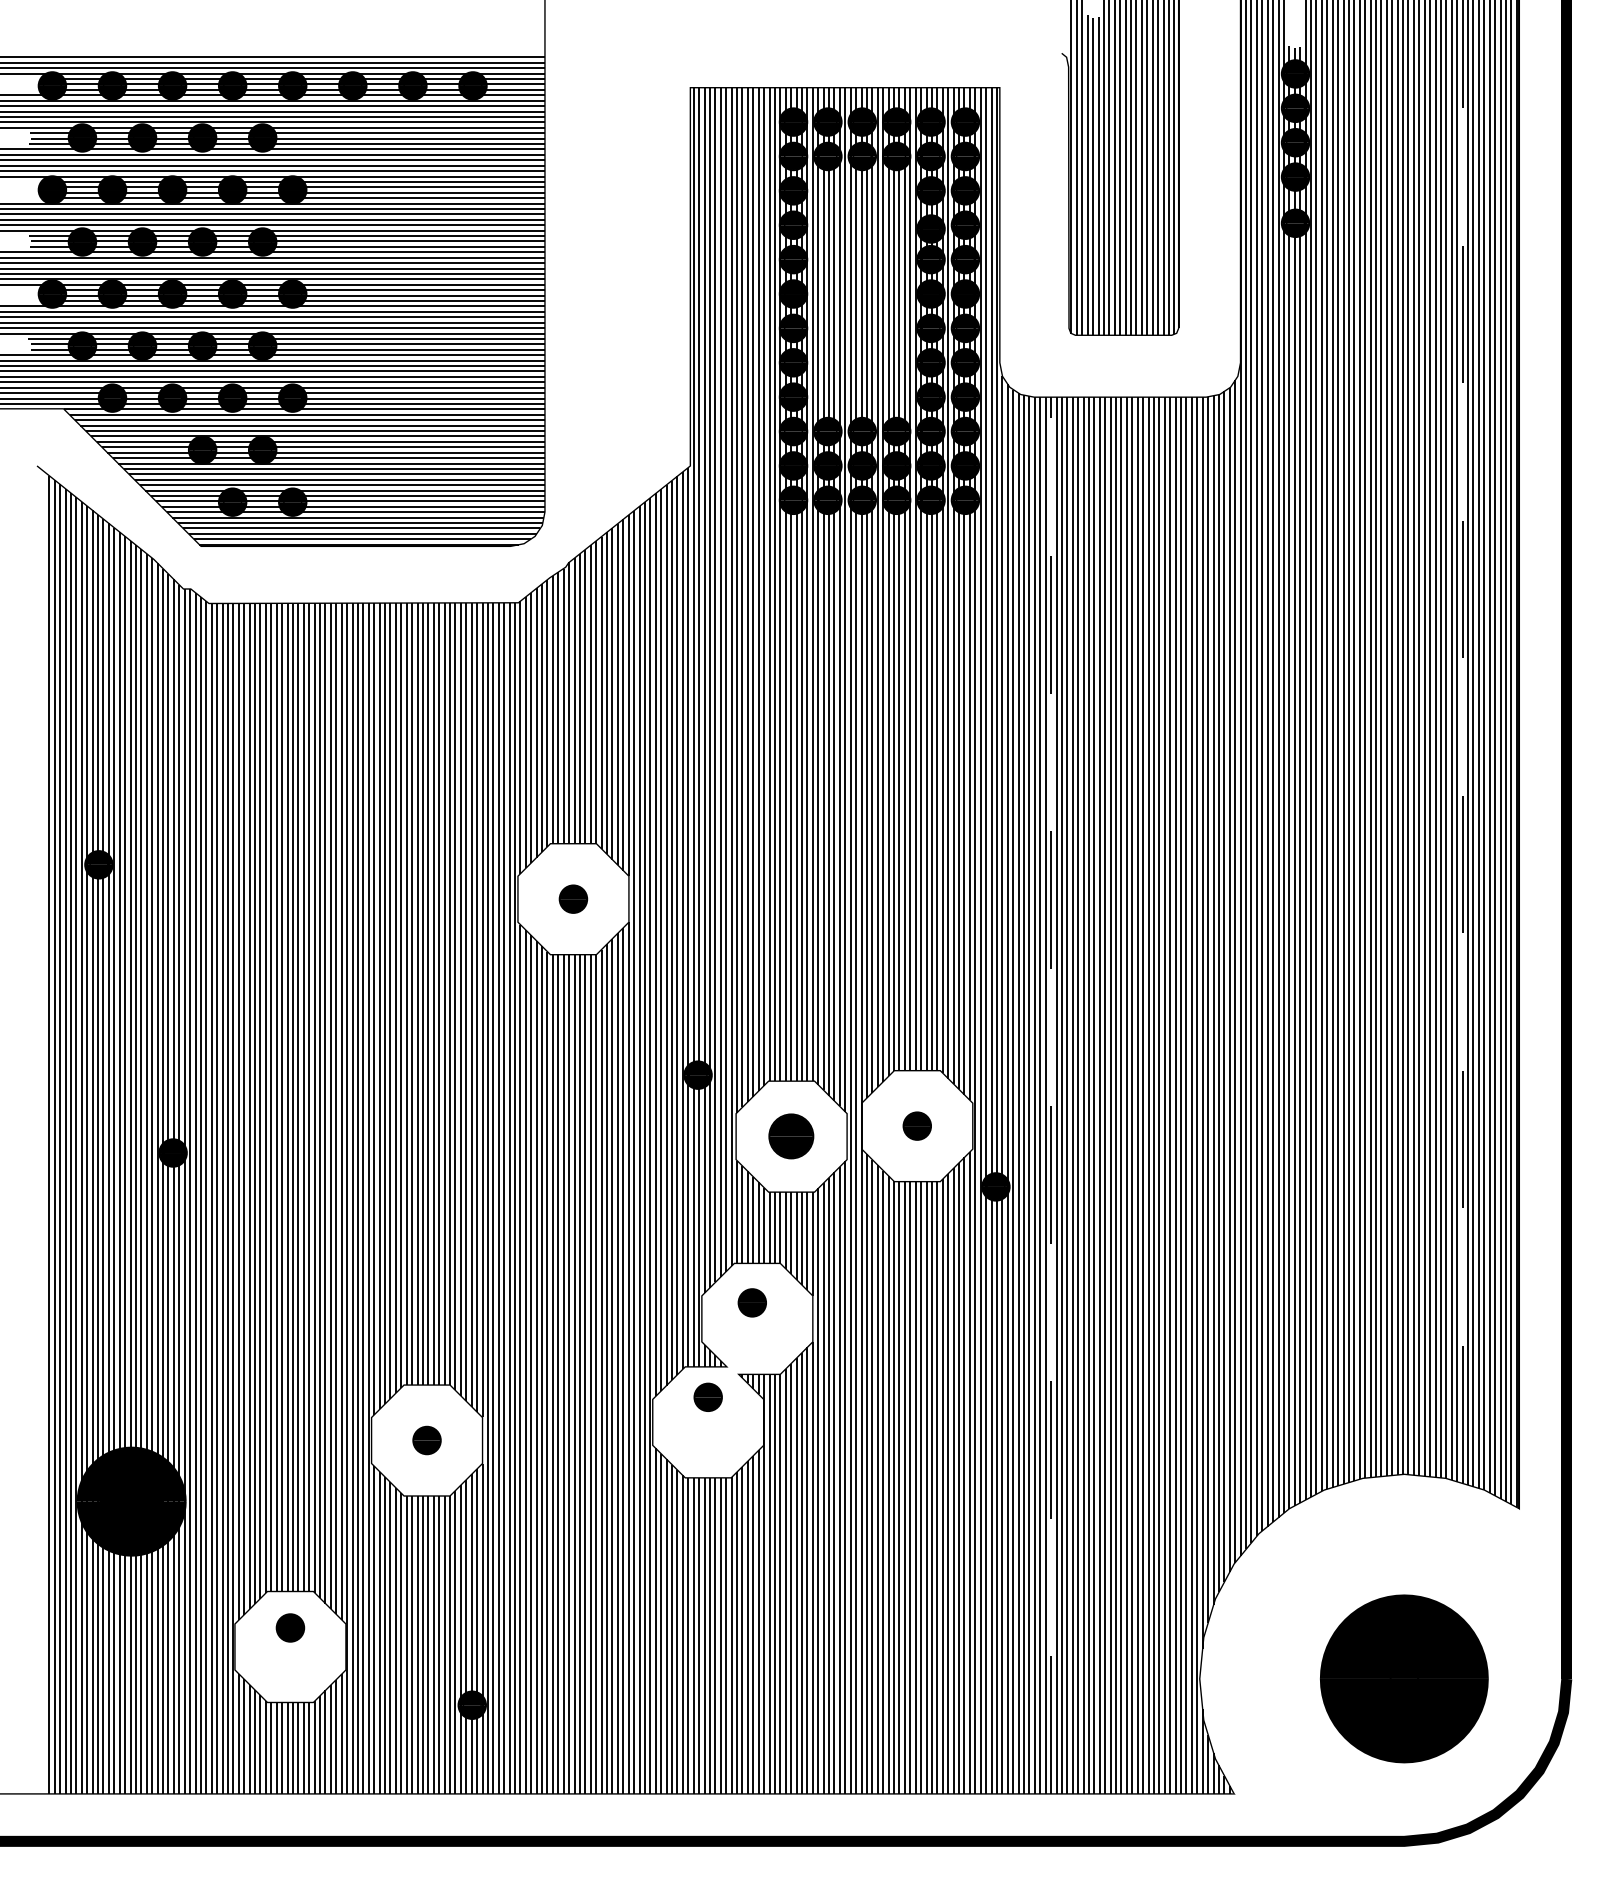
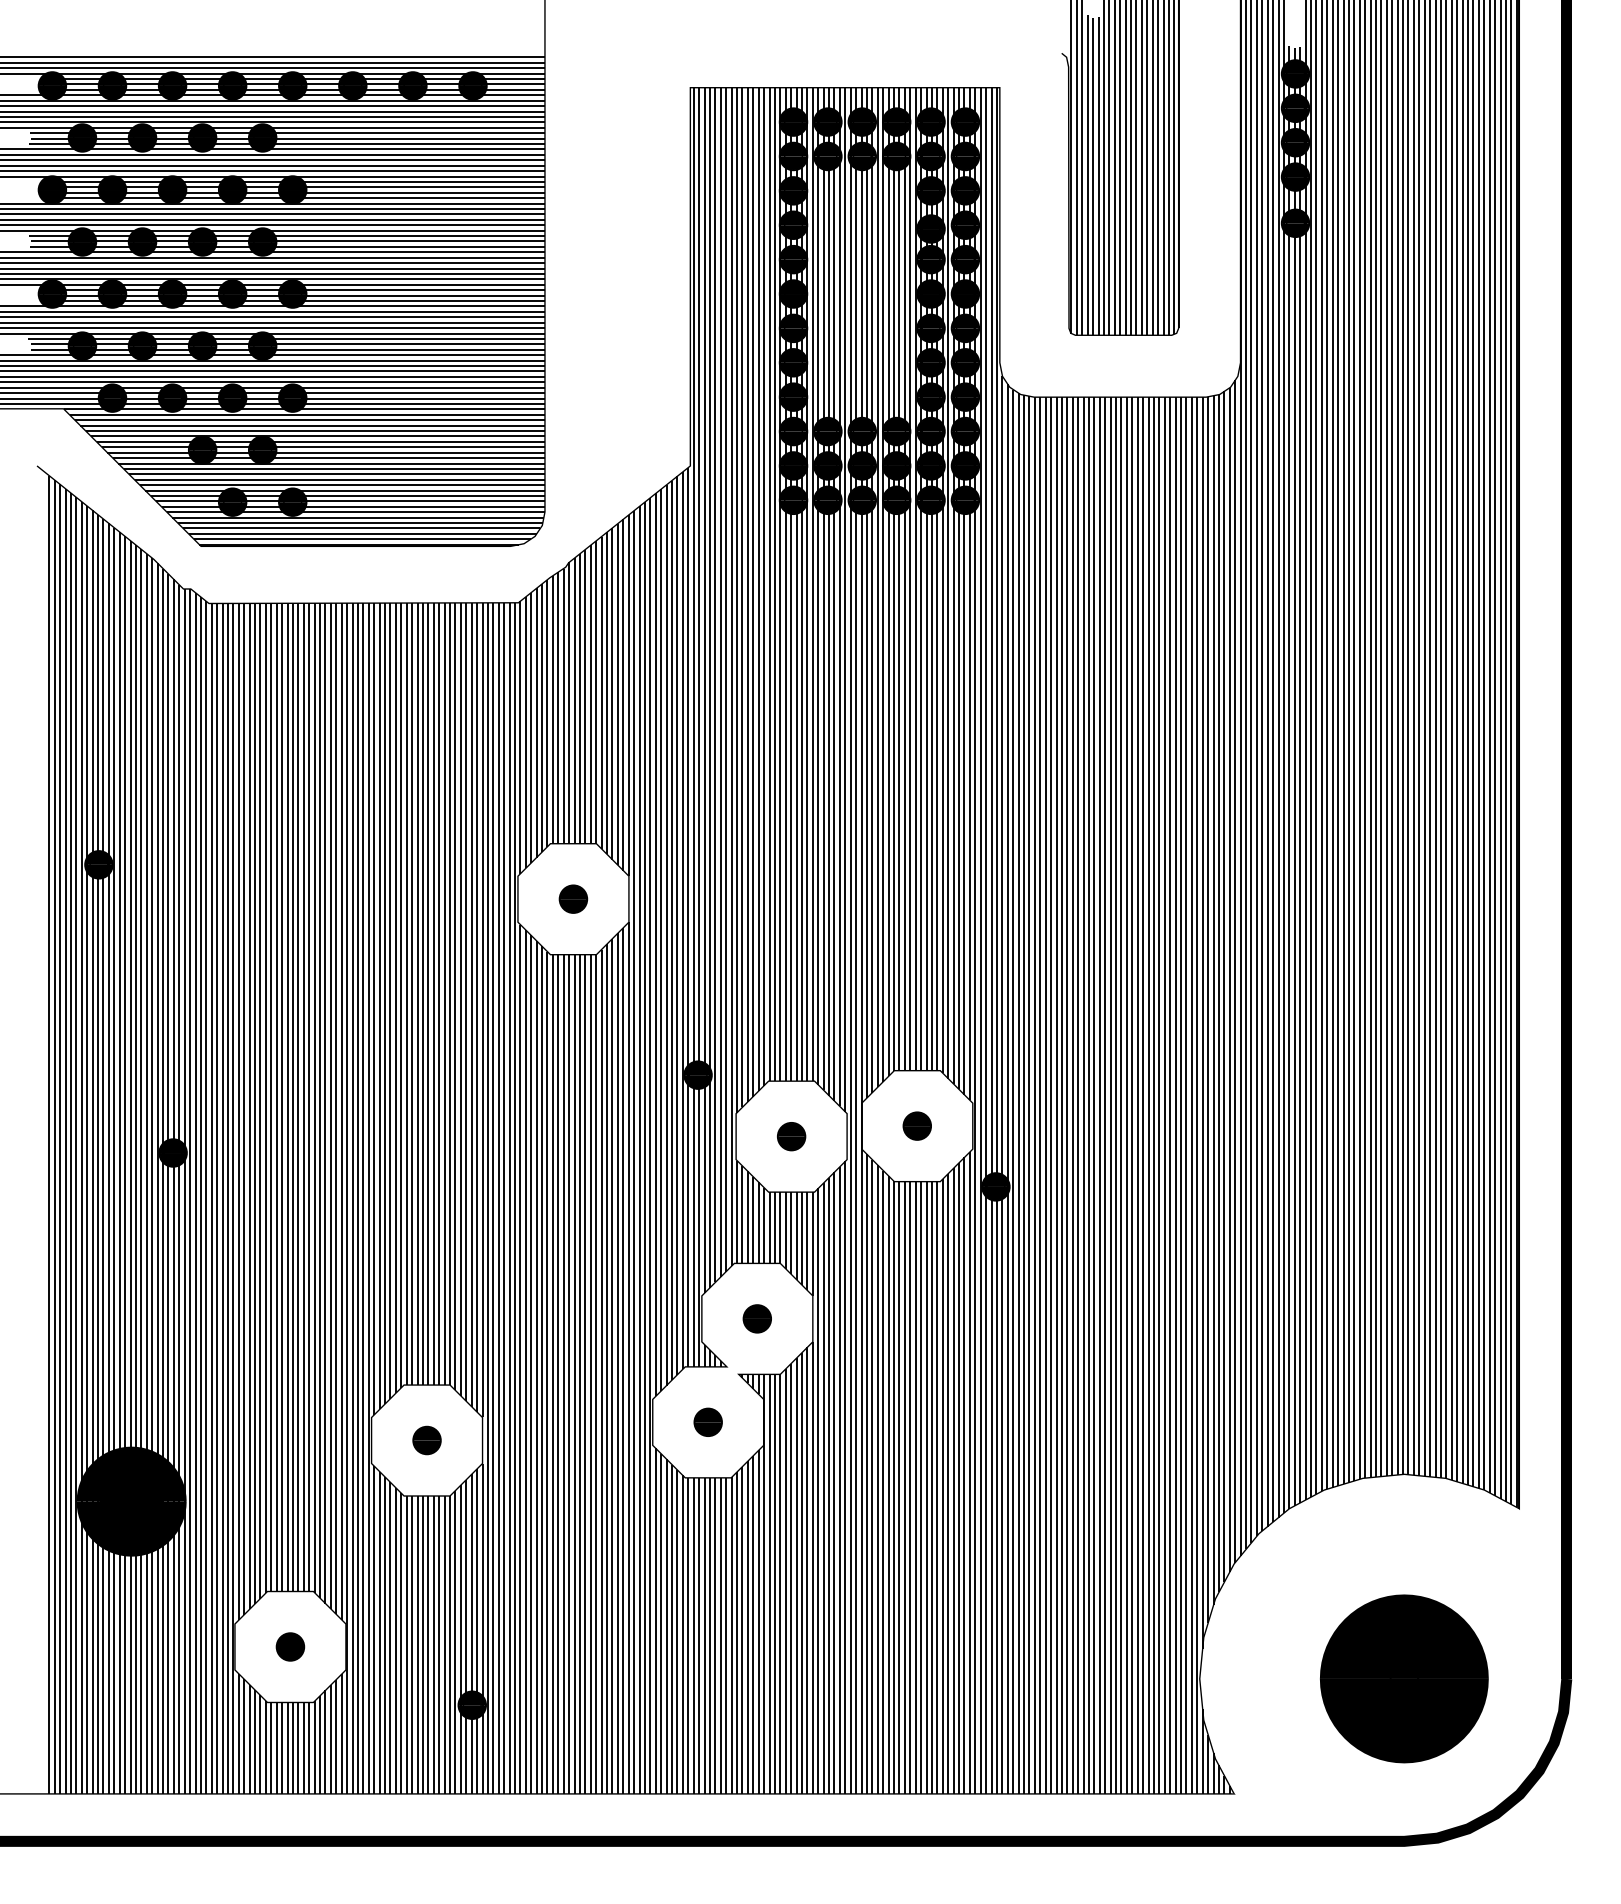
line: dashed -> solid (1462, 741)
line: dashed -> solid (1051, 1095)
part size: 47x47 px -> 30x30 px (791, 1136)
part position: (751, 1302) -> (756, 1318) (756, 1318)
part position: (707, 1396) -> (707, 1421) (707, 1421)
part position: (290, 1627) -> (290, 1646) (290, 1646)
